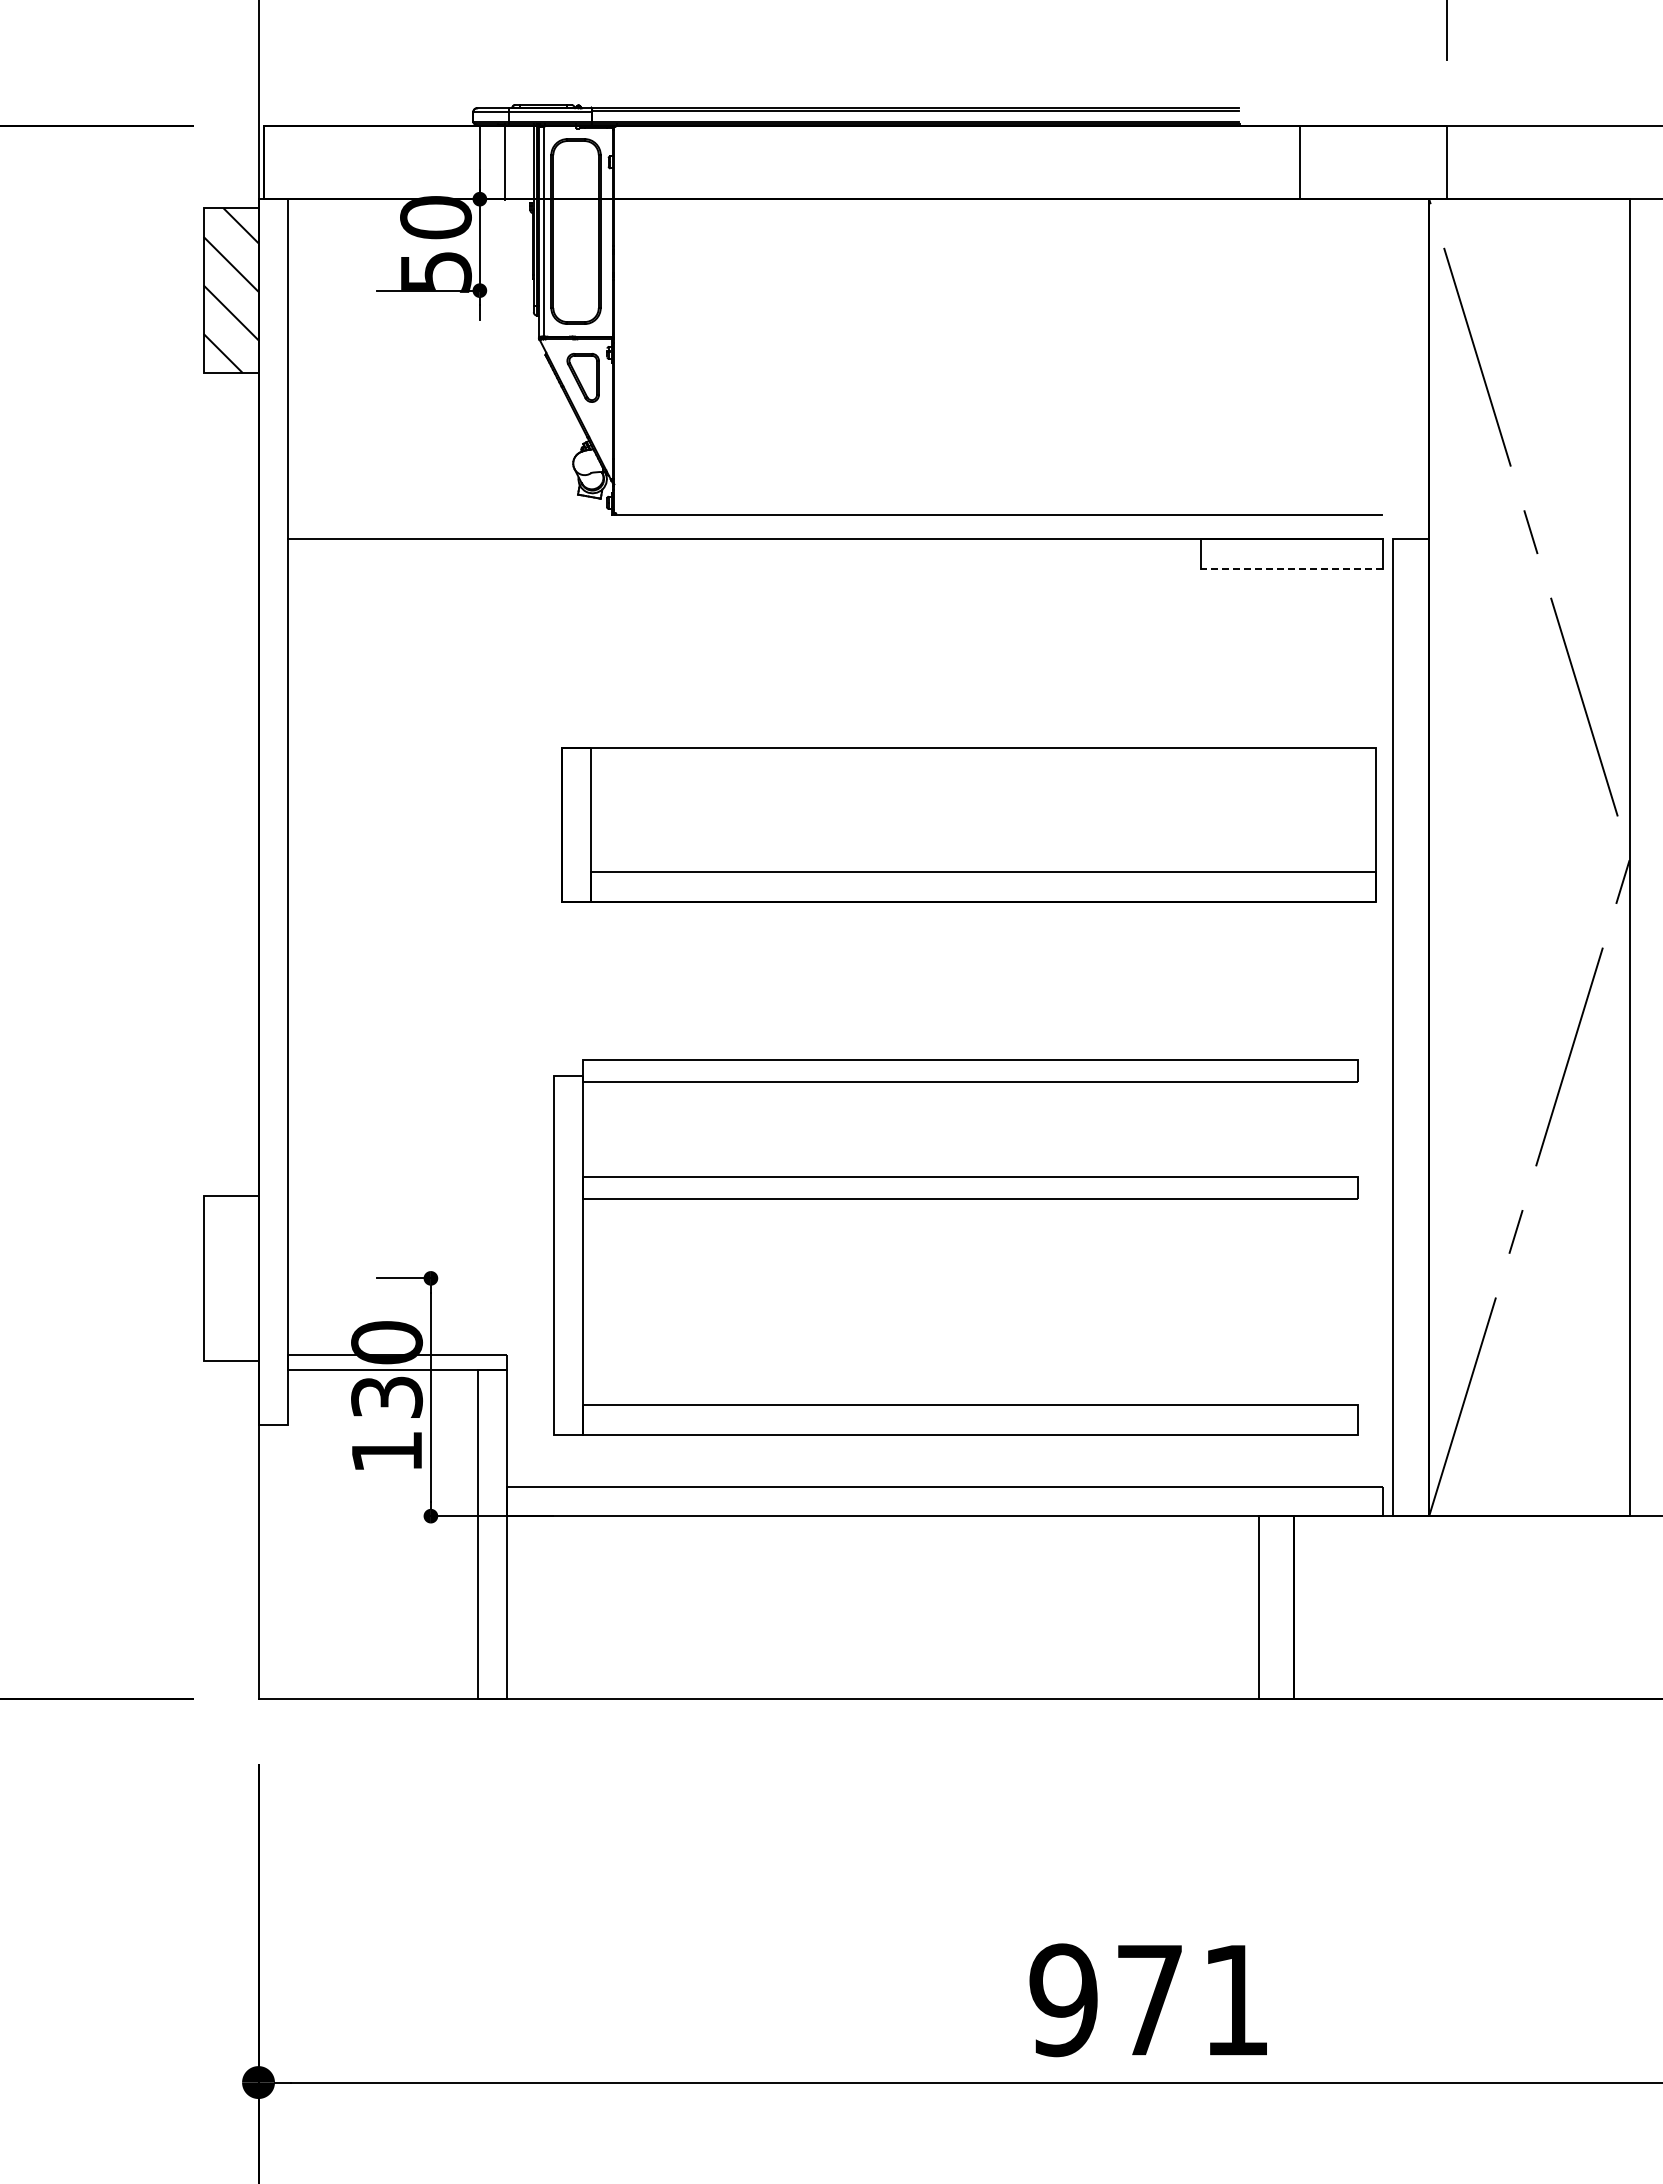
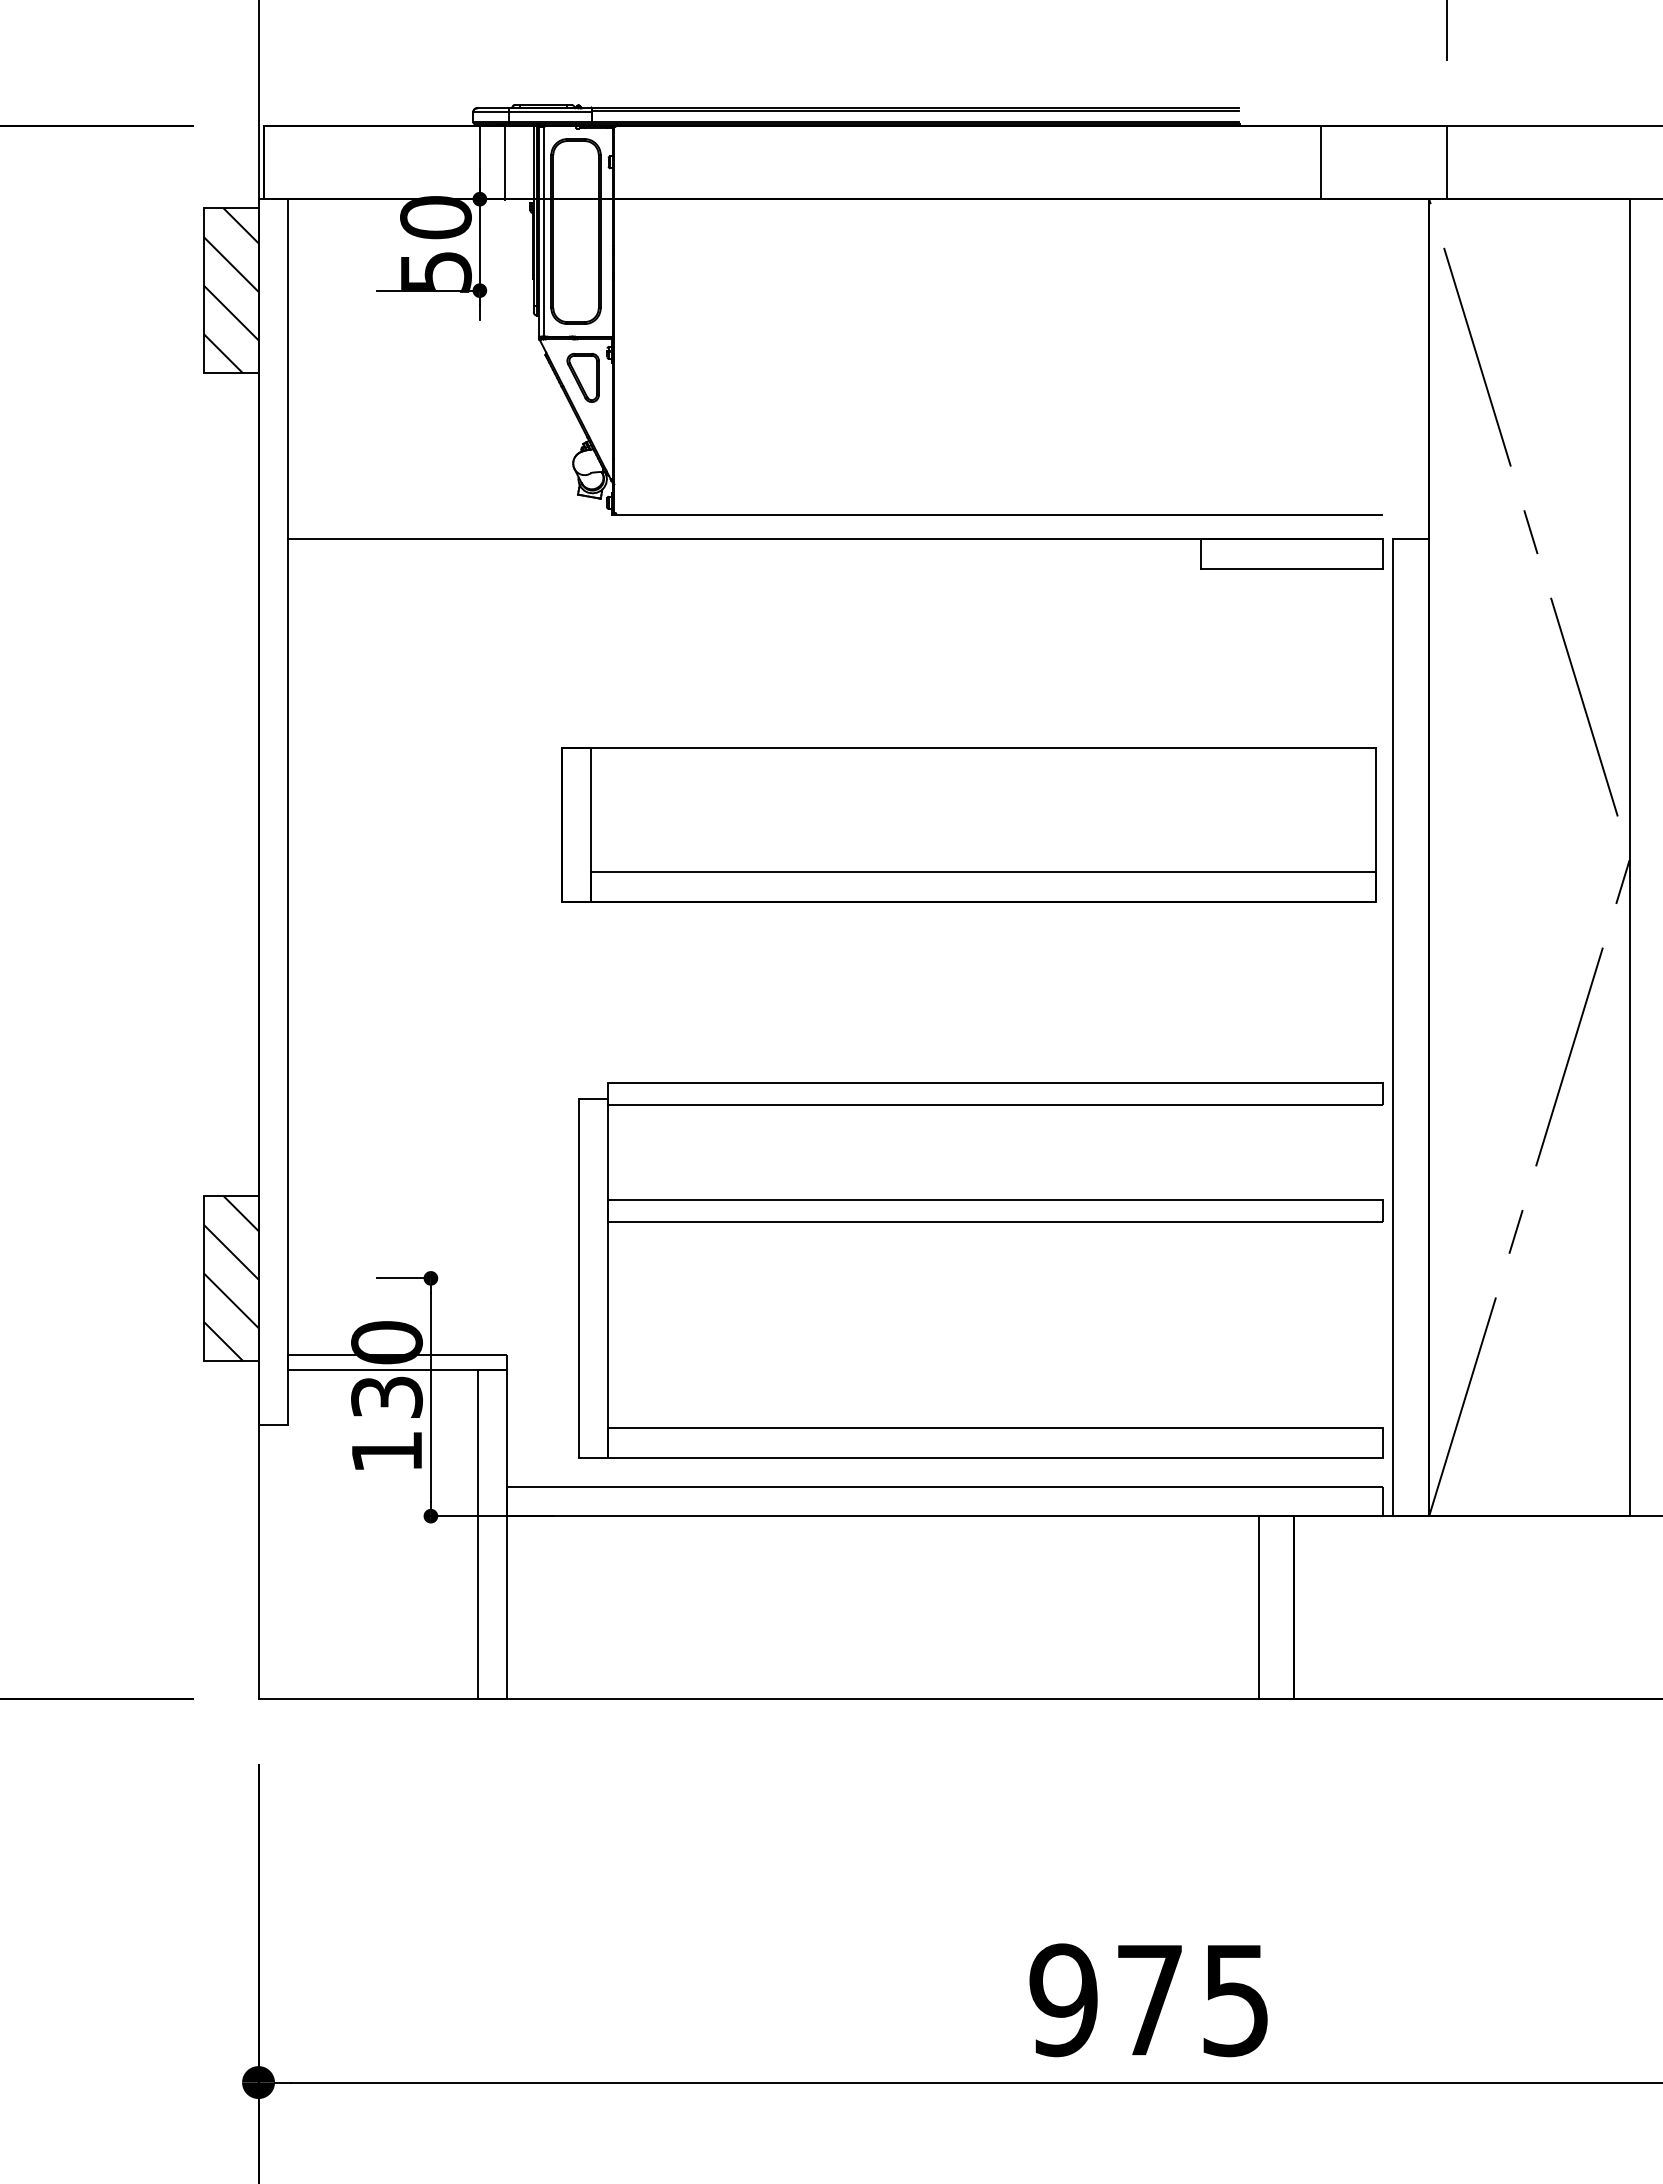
line position: (1300, 162) -> (1321, 162) (1321, 162)
line: dashed -> solid (1291, 568)
part position: (955, 1199) -> (980, 1222) (980, 1222)
hatch: none -> present (230, 1278)
text: 971 -> 975 (1235, 2001)
